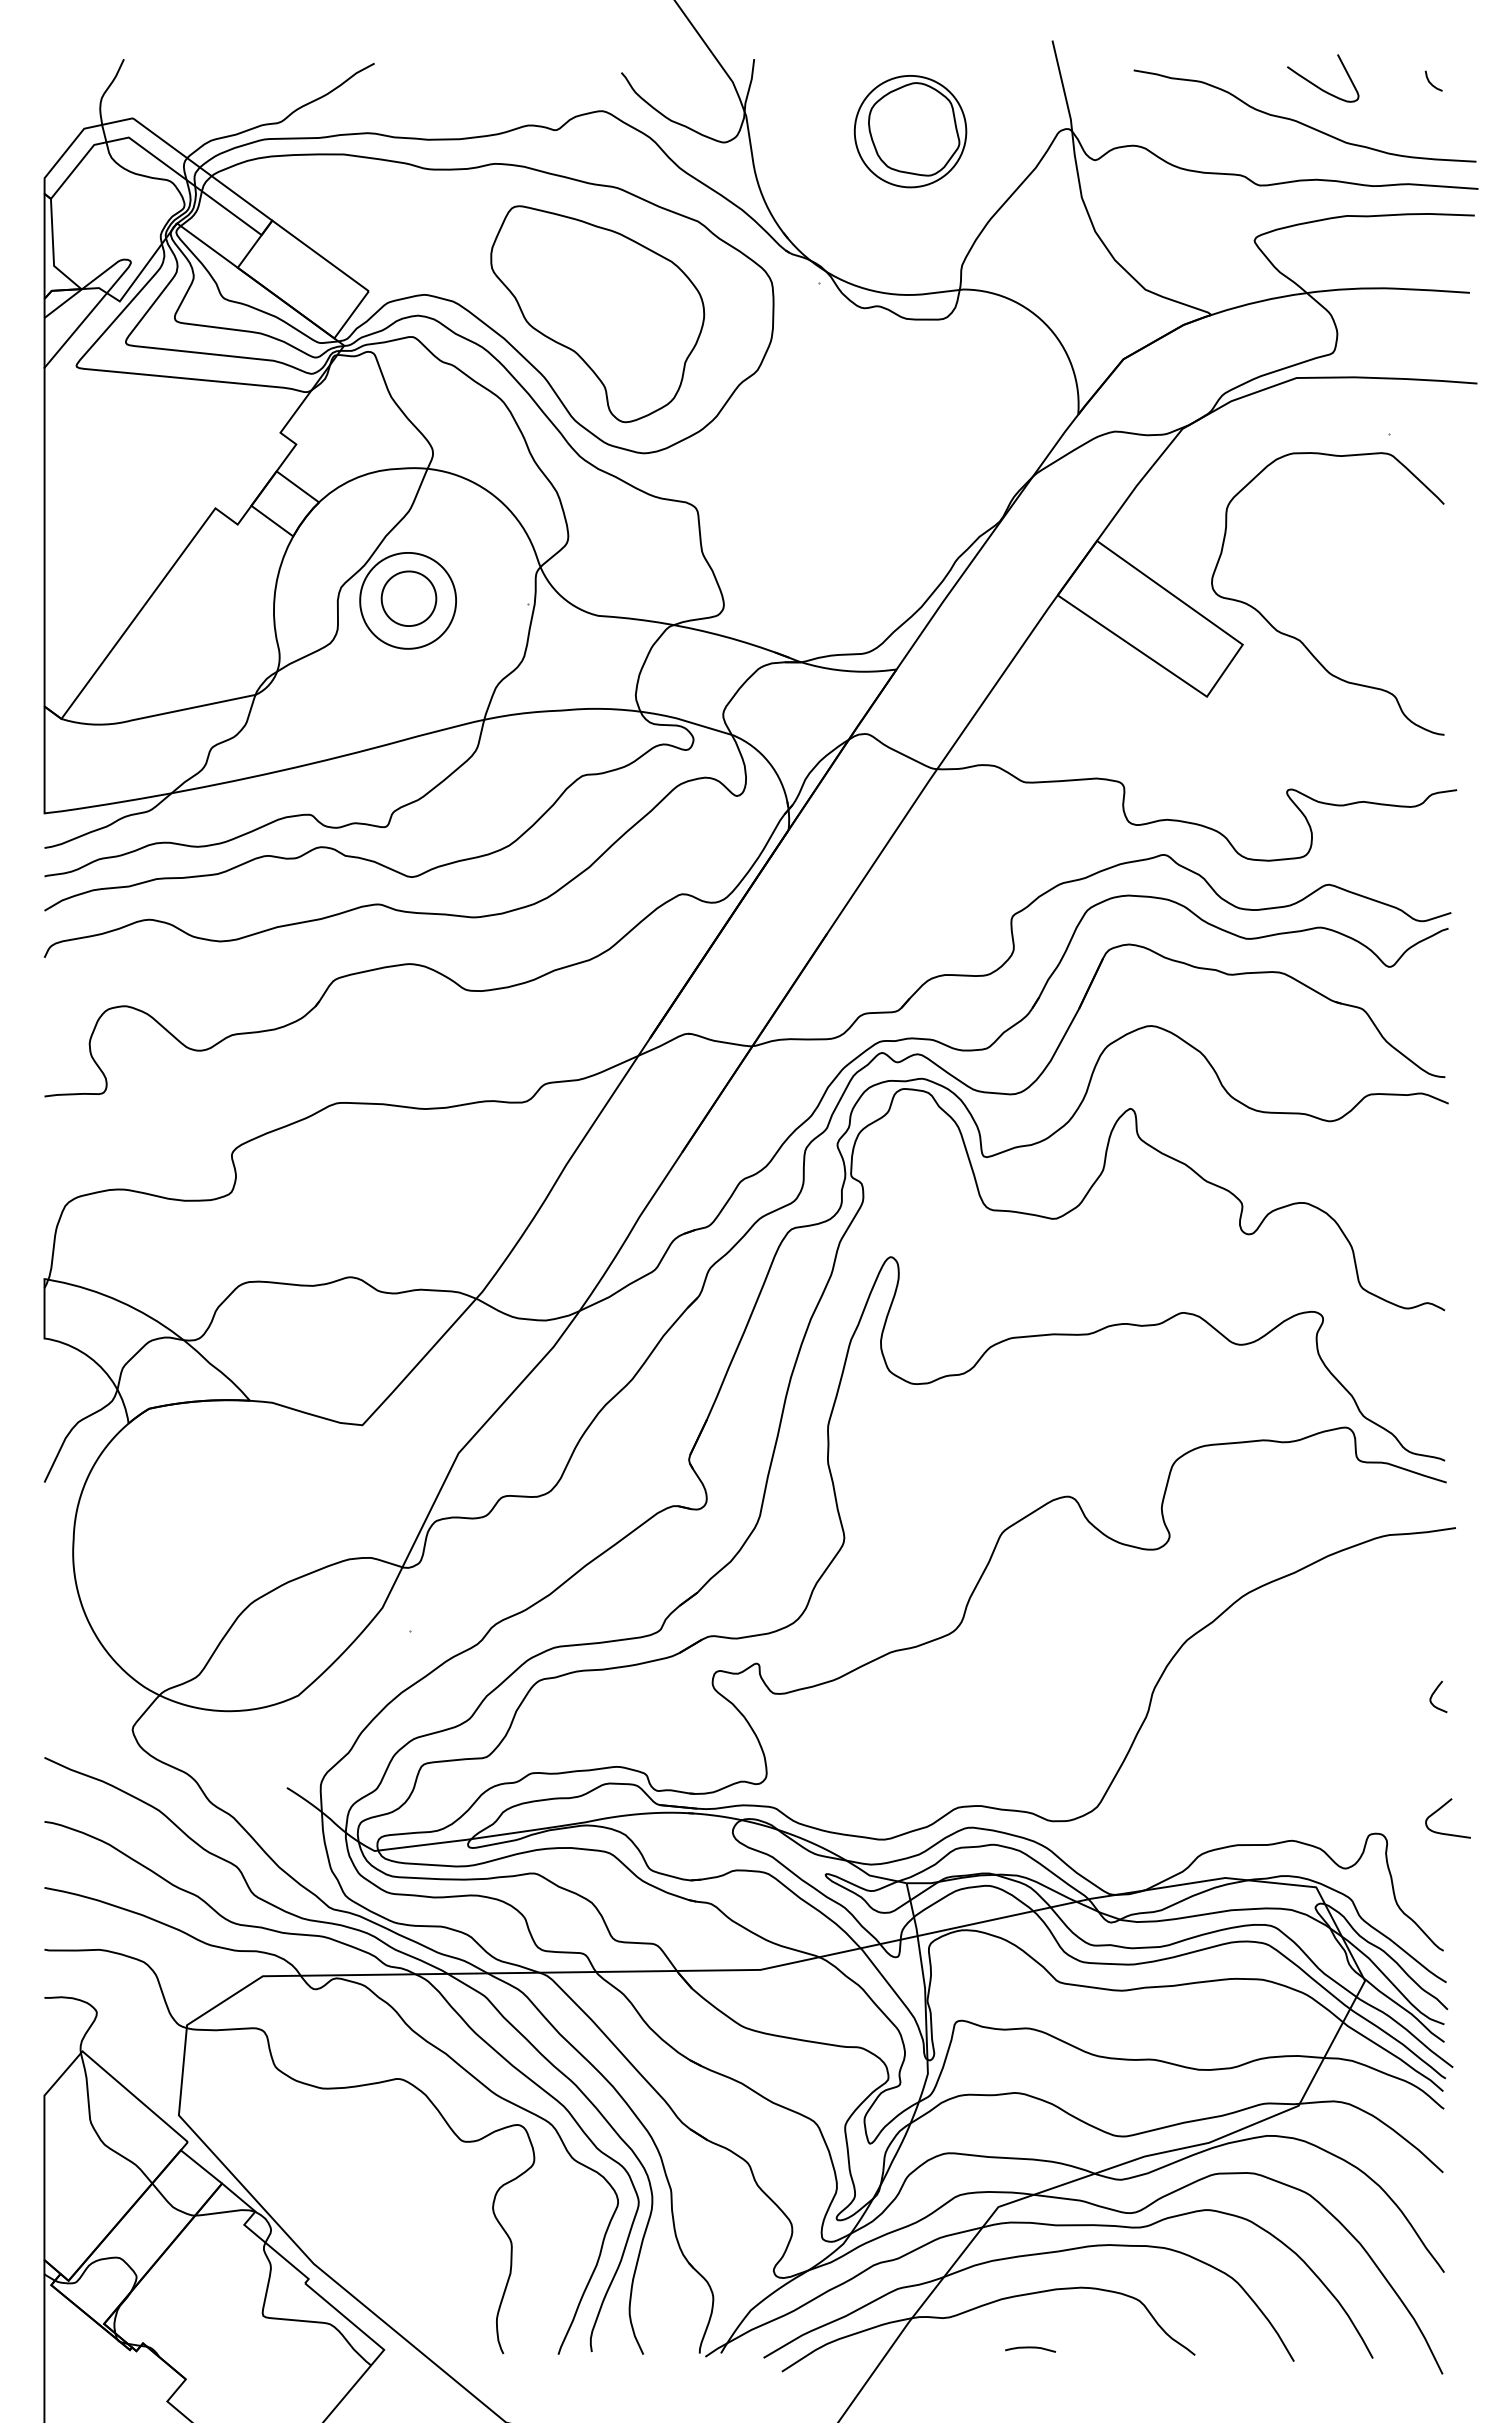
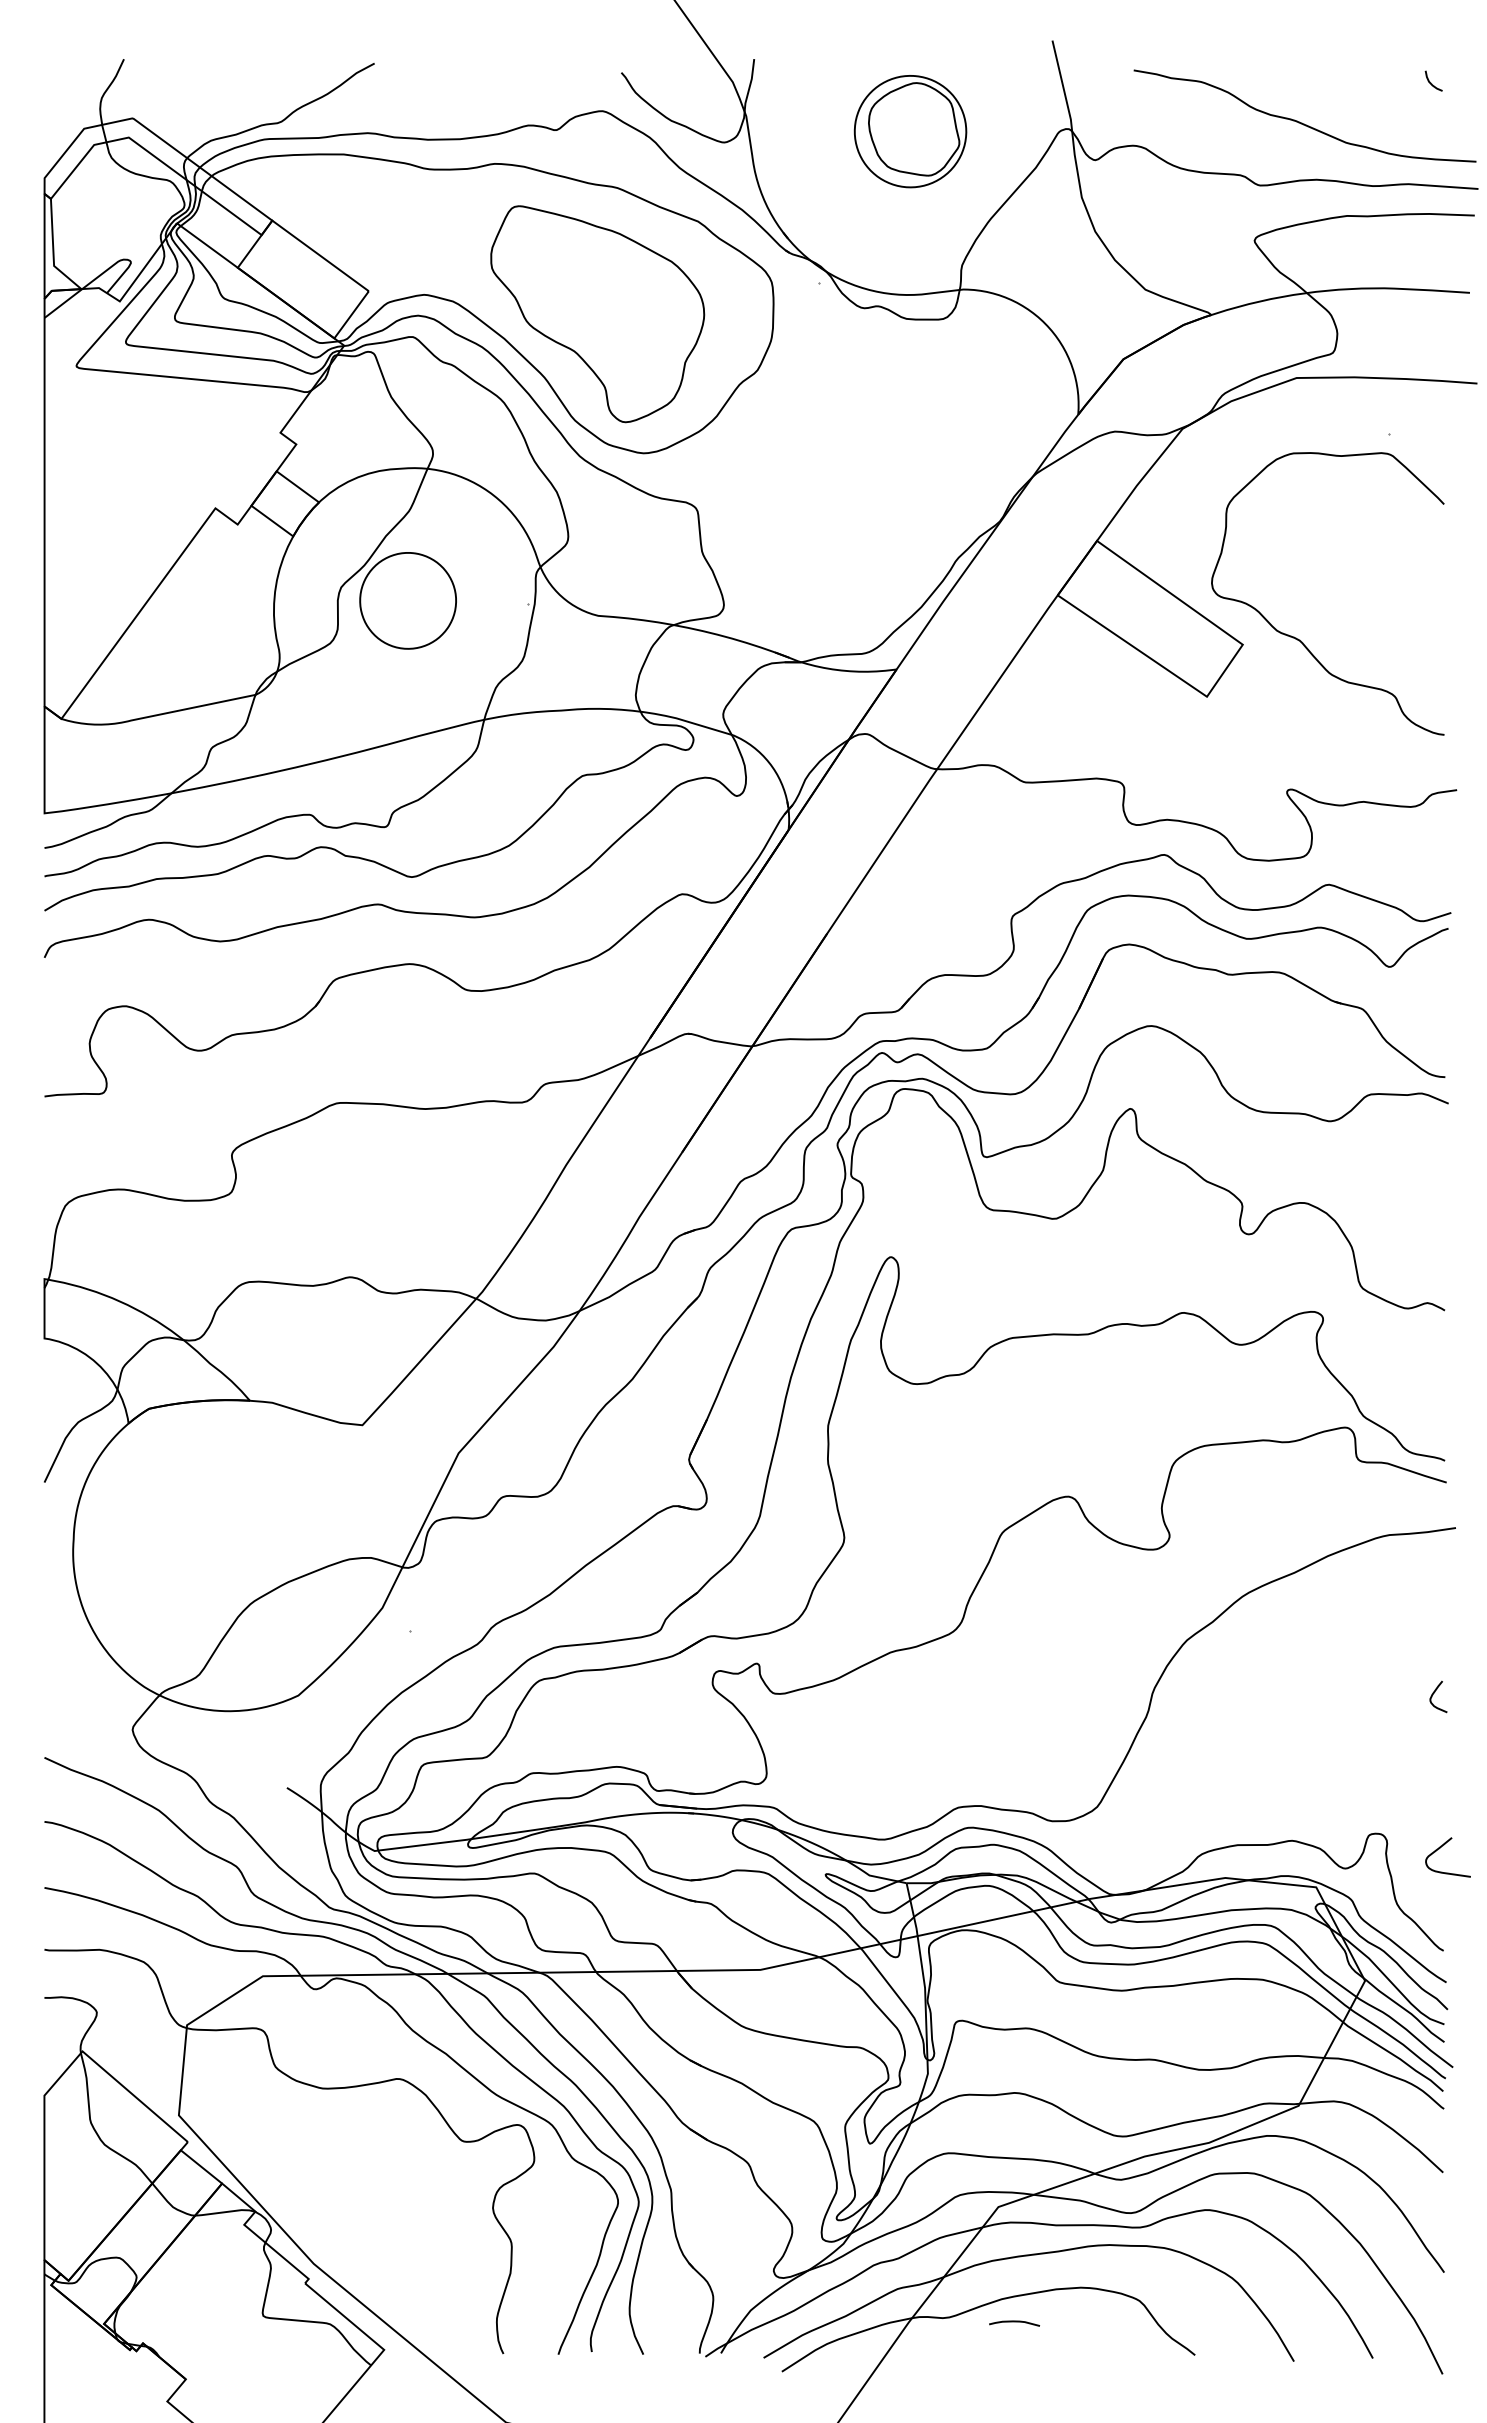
curve: present -> none (1317, 85)
line: present -> none (75, 330)
part: present -> none (408, 598)
curve position: (1439, 1810) -> (1439, 1849) (1439, 1849)
curve position: (1030, 2348) -> (1014, 2322) (1014, 2322)
